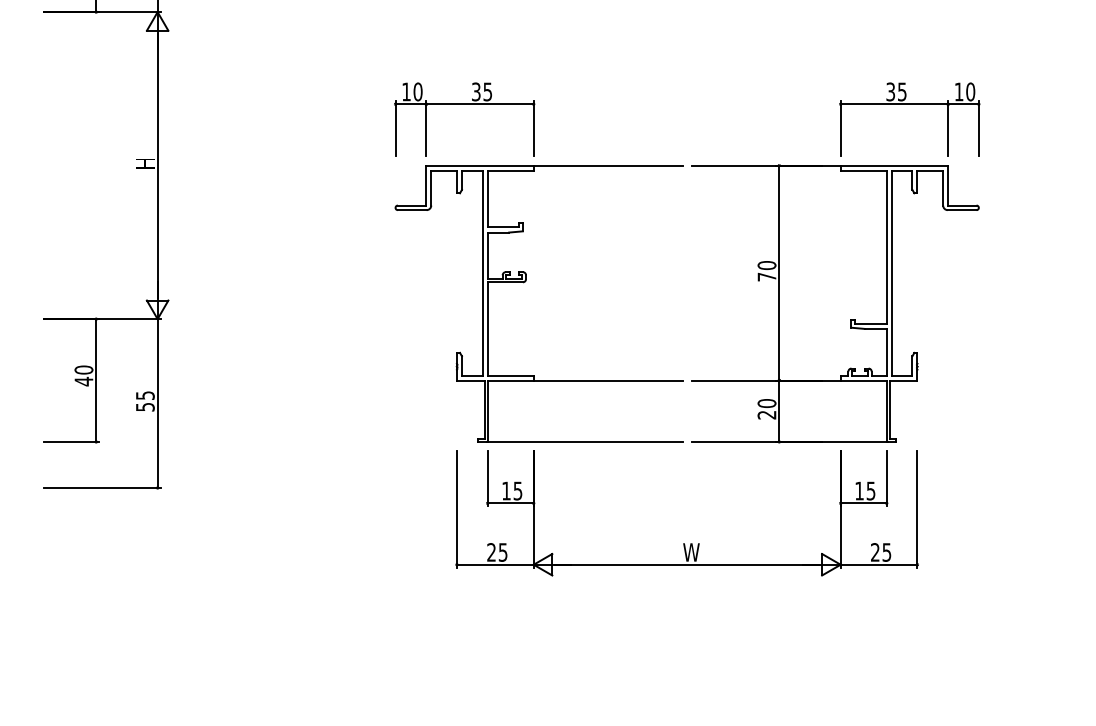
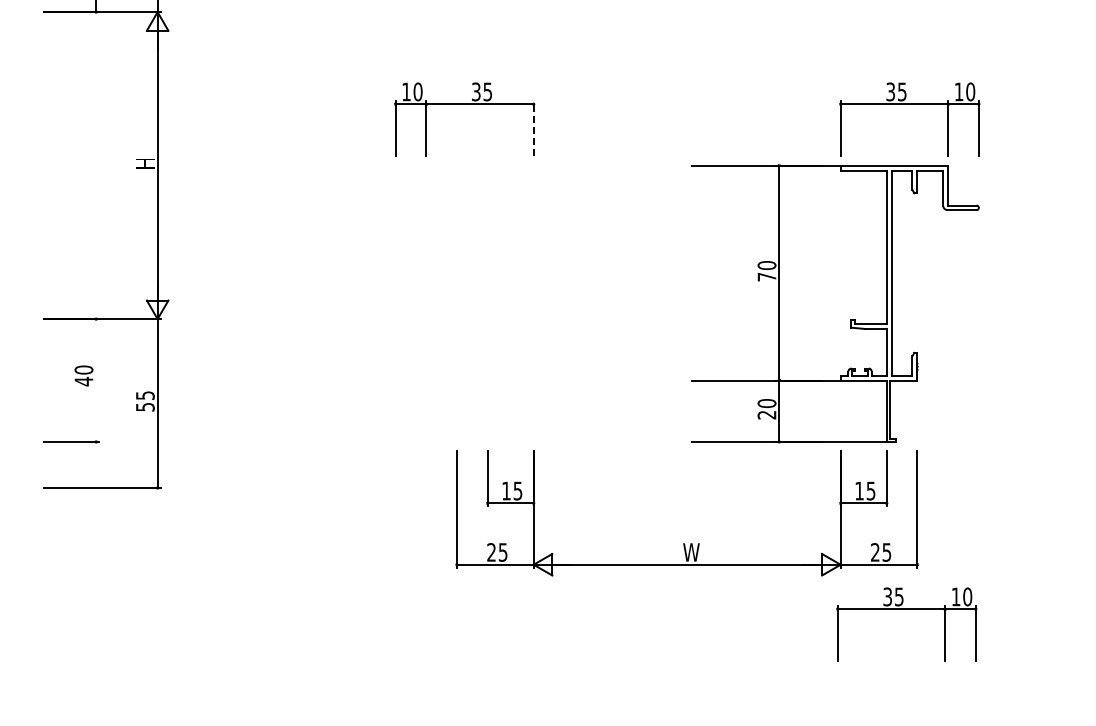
line: solid -> dashed (533, 128)
part: present -> none (525, 282)
line: present -> none (96, 380)
part: none -> present (906, 609)
